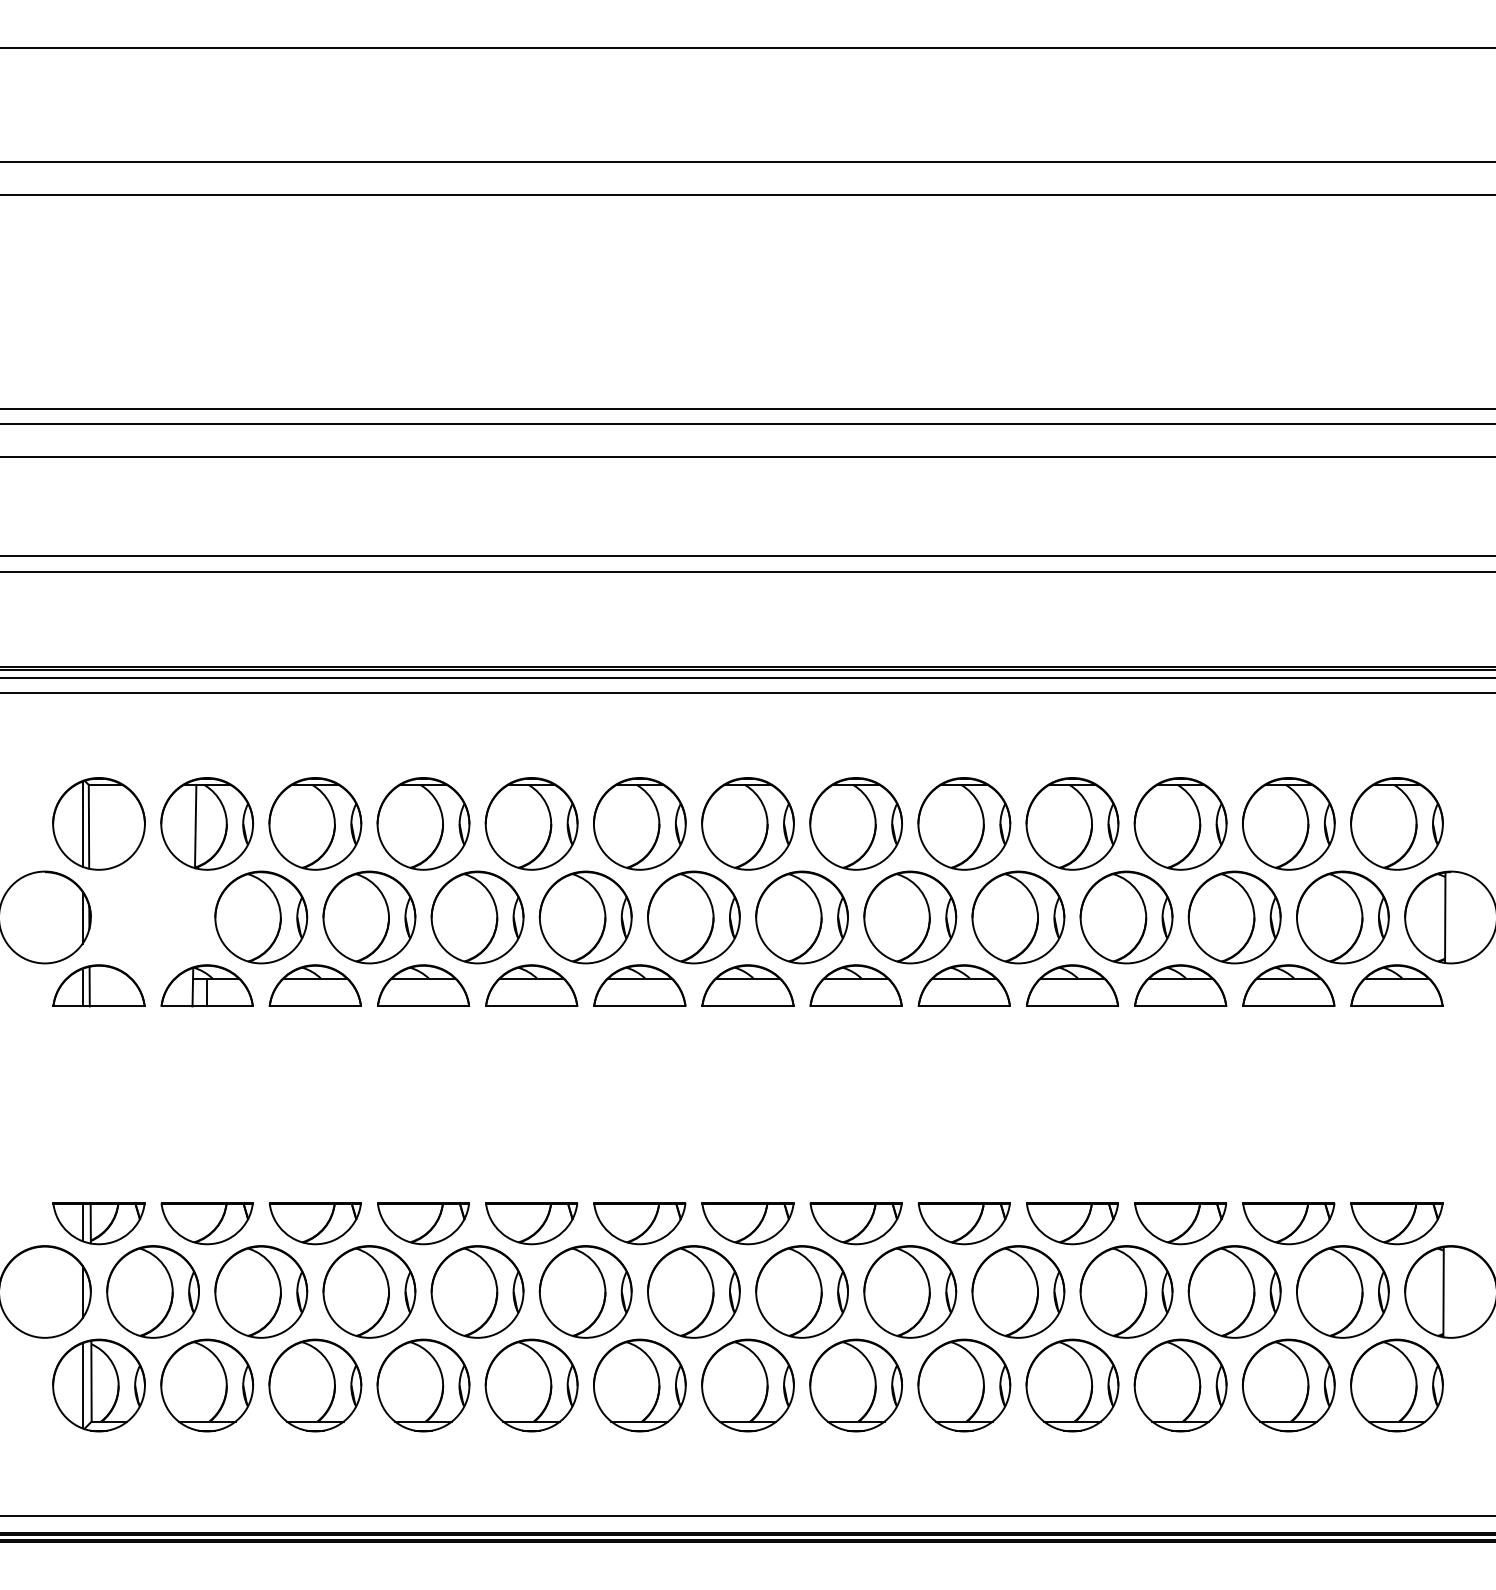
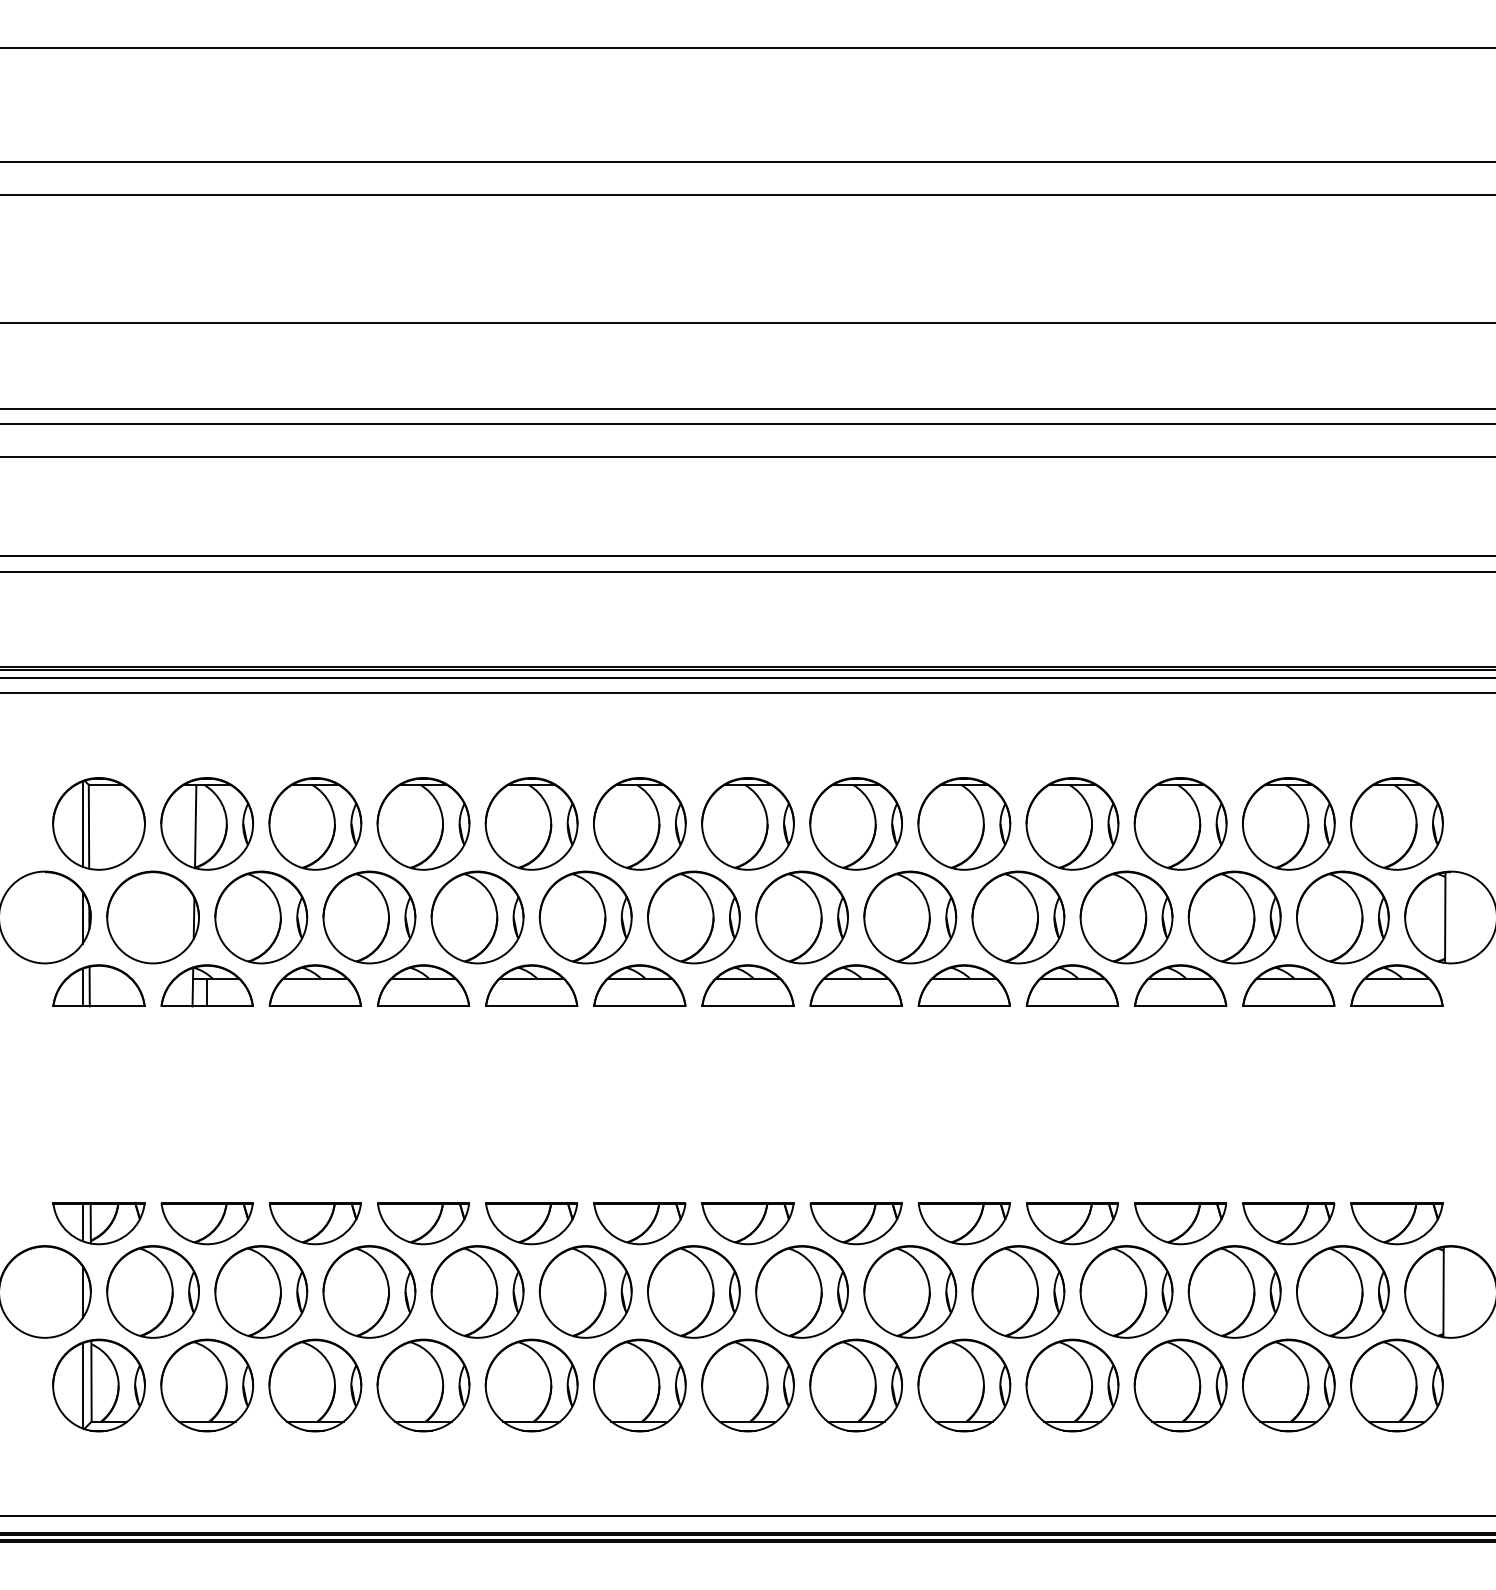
line: none -> present (747, 323)
part: none -> present (152, 917)
